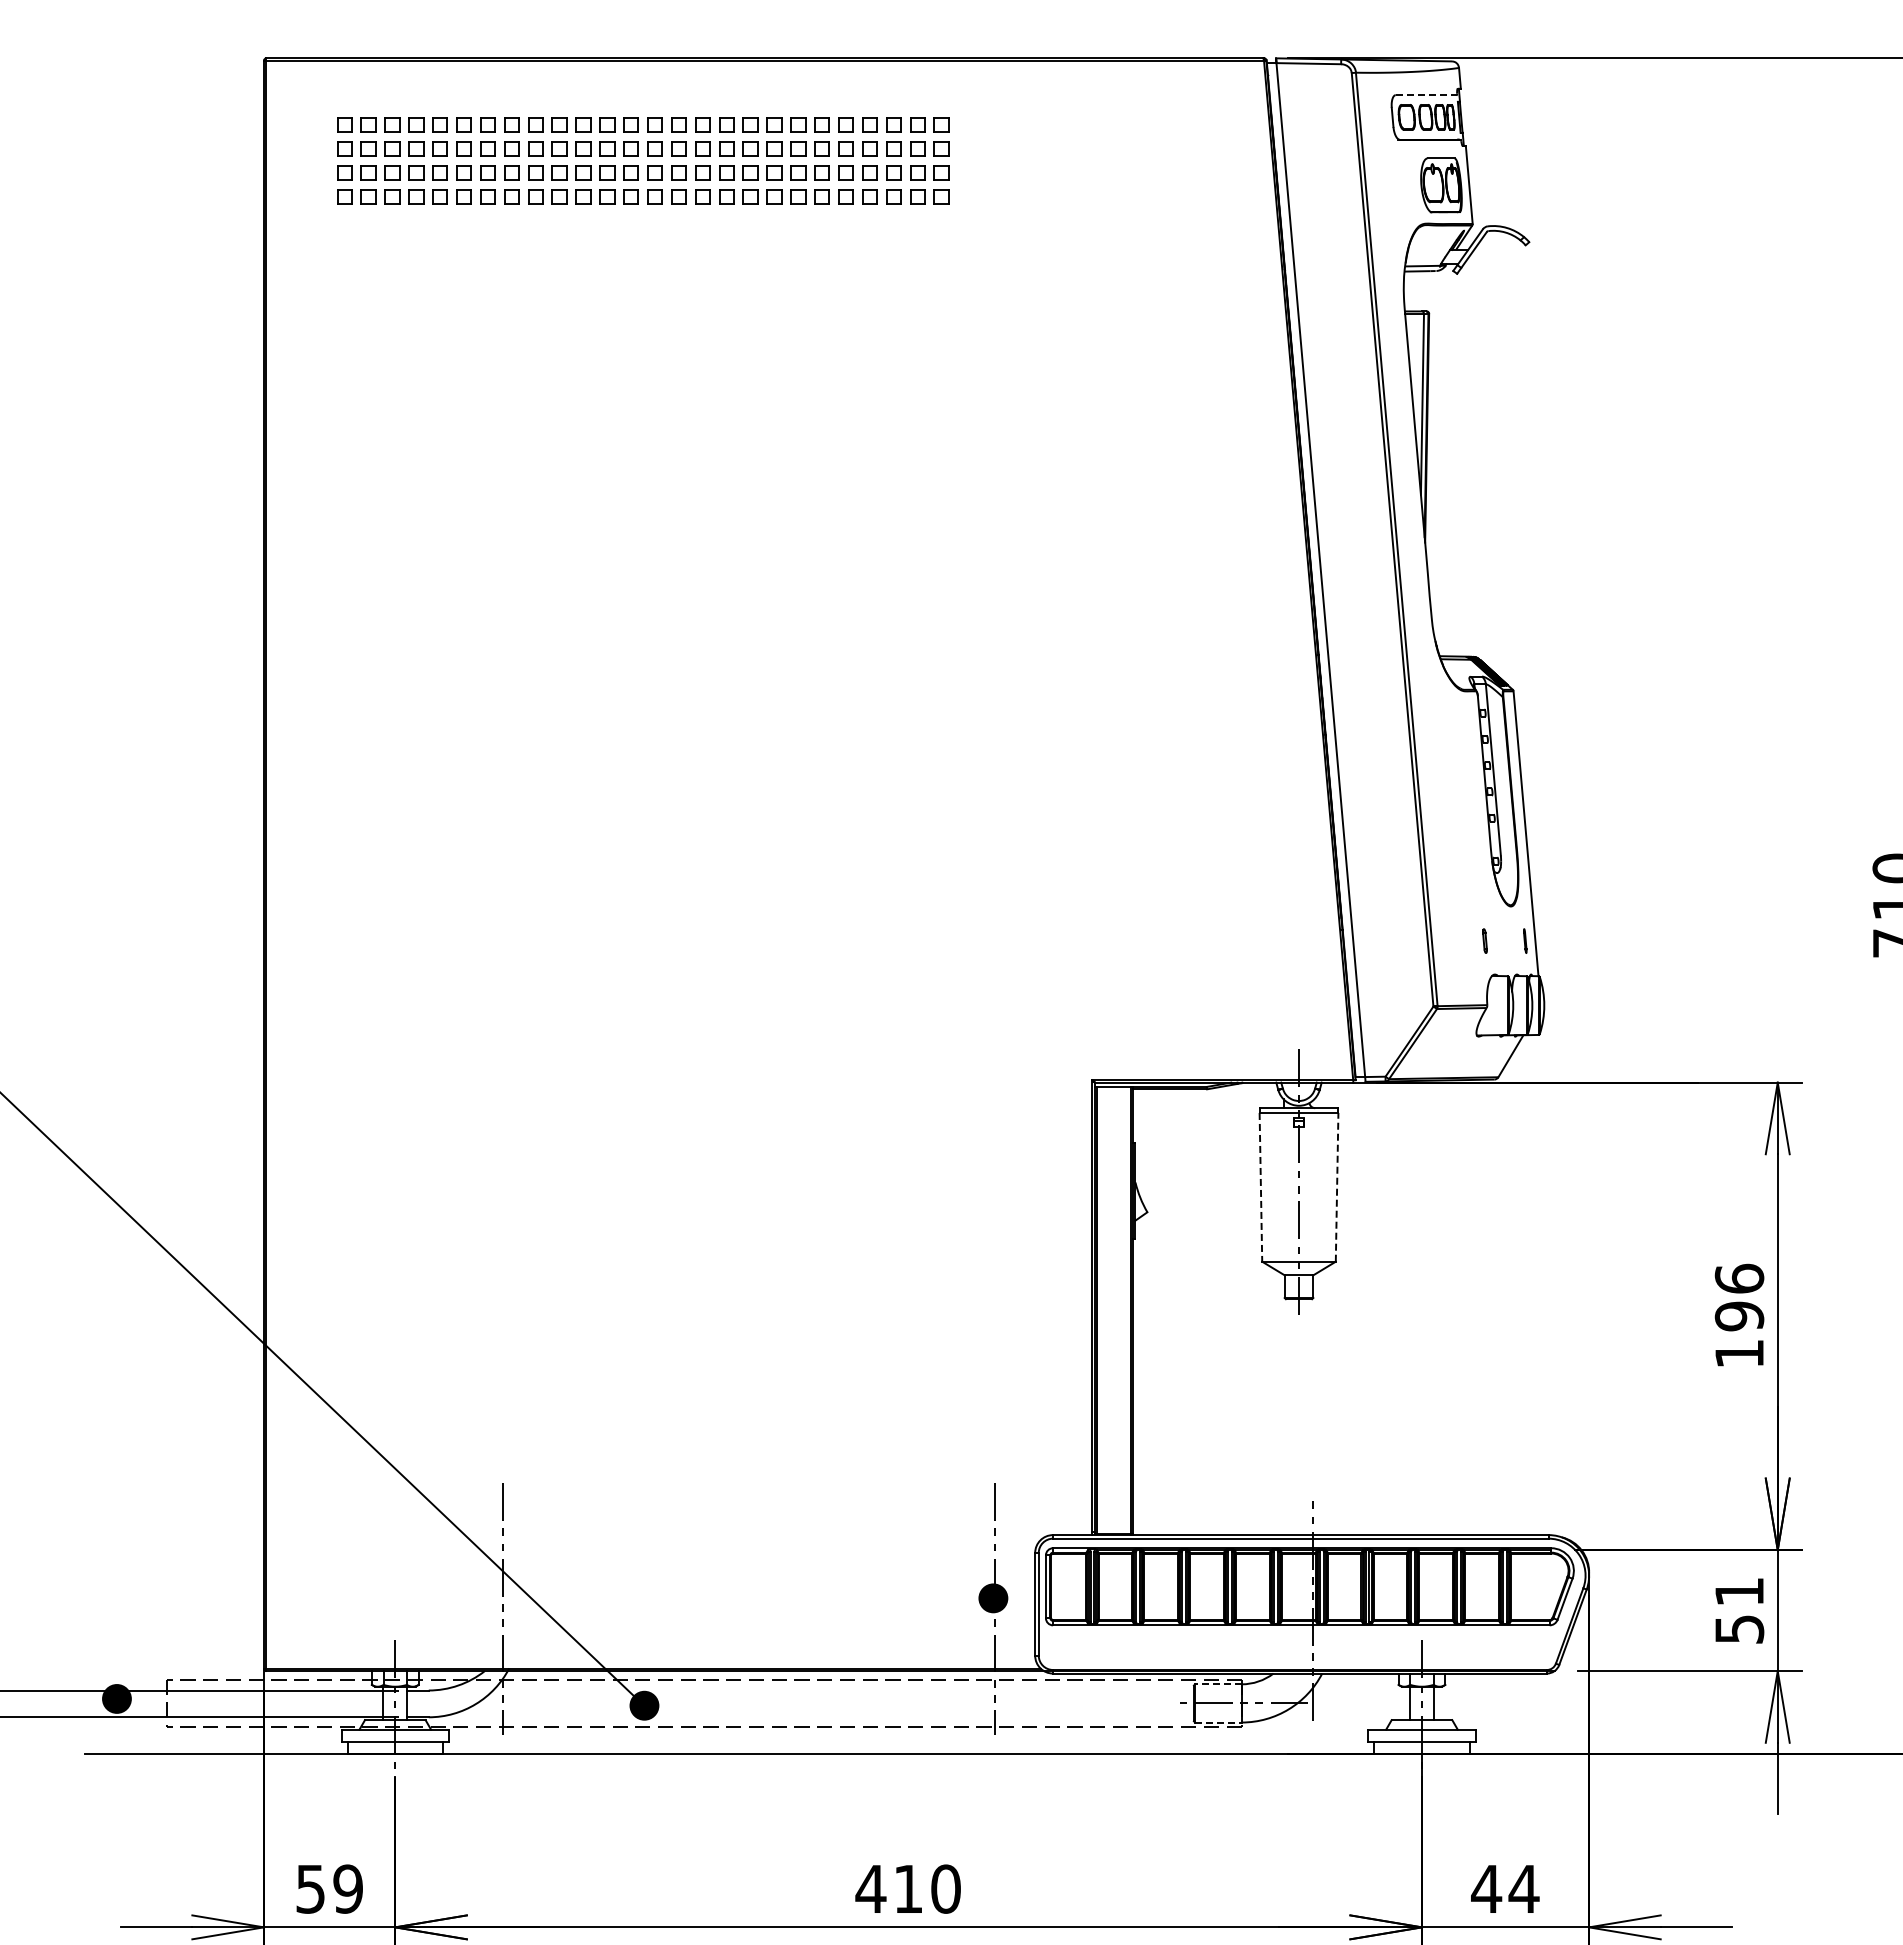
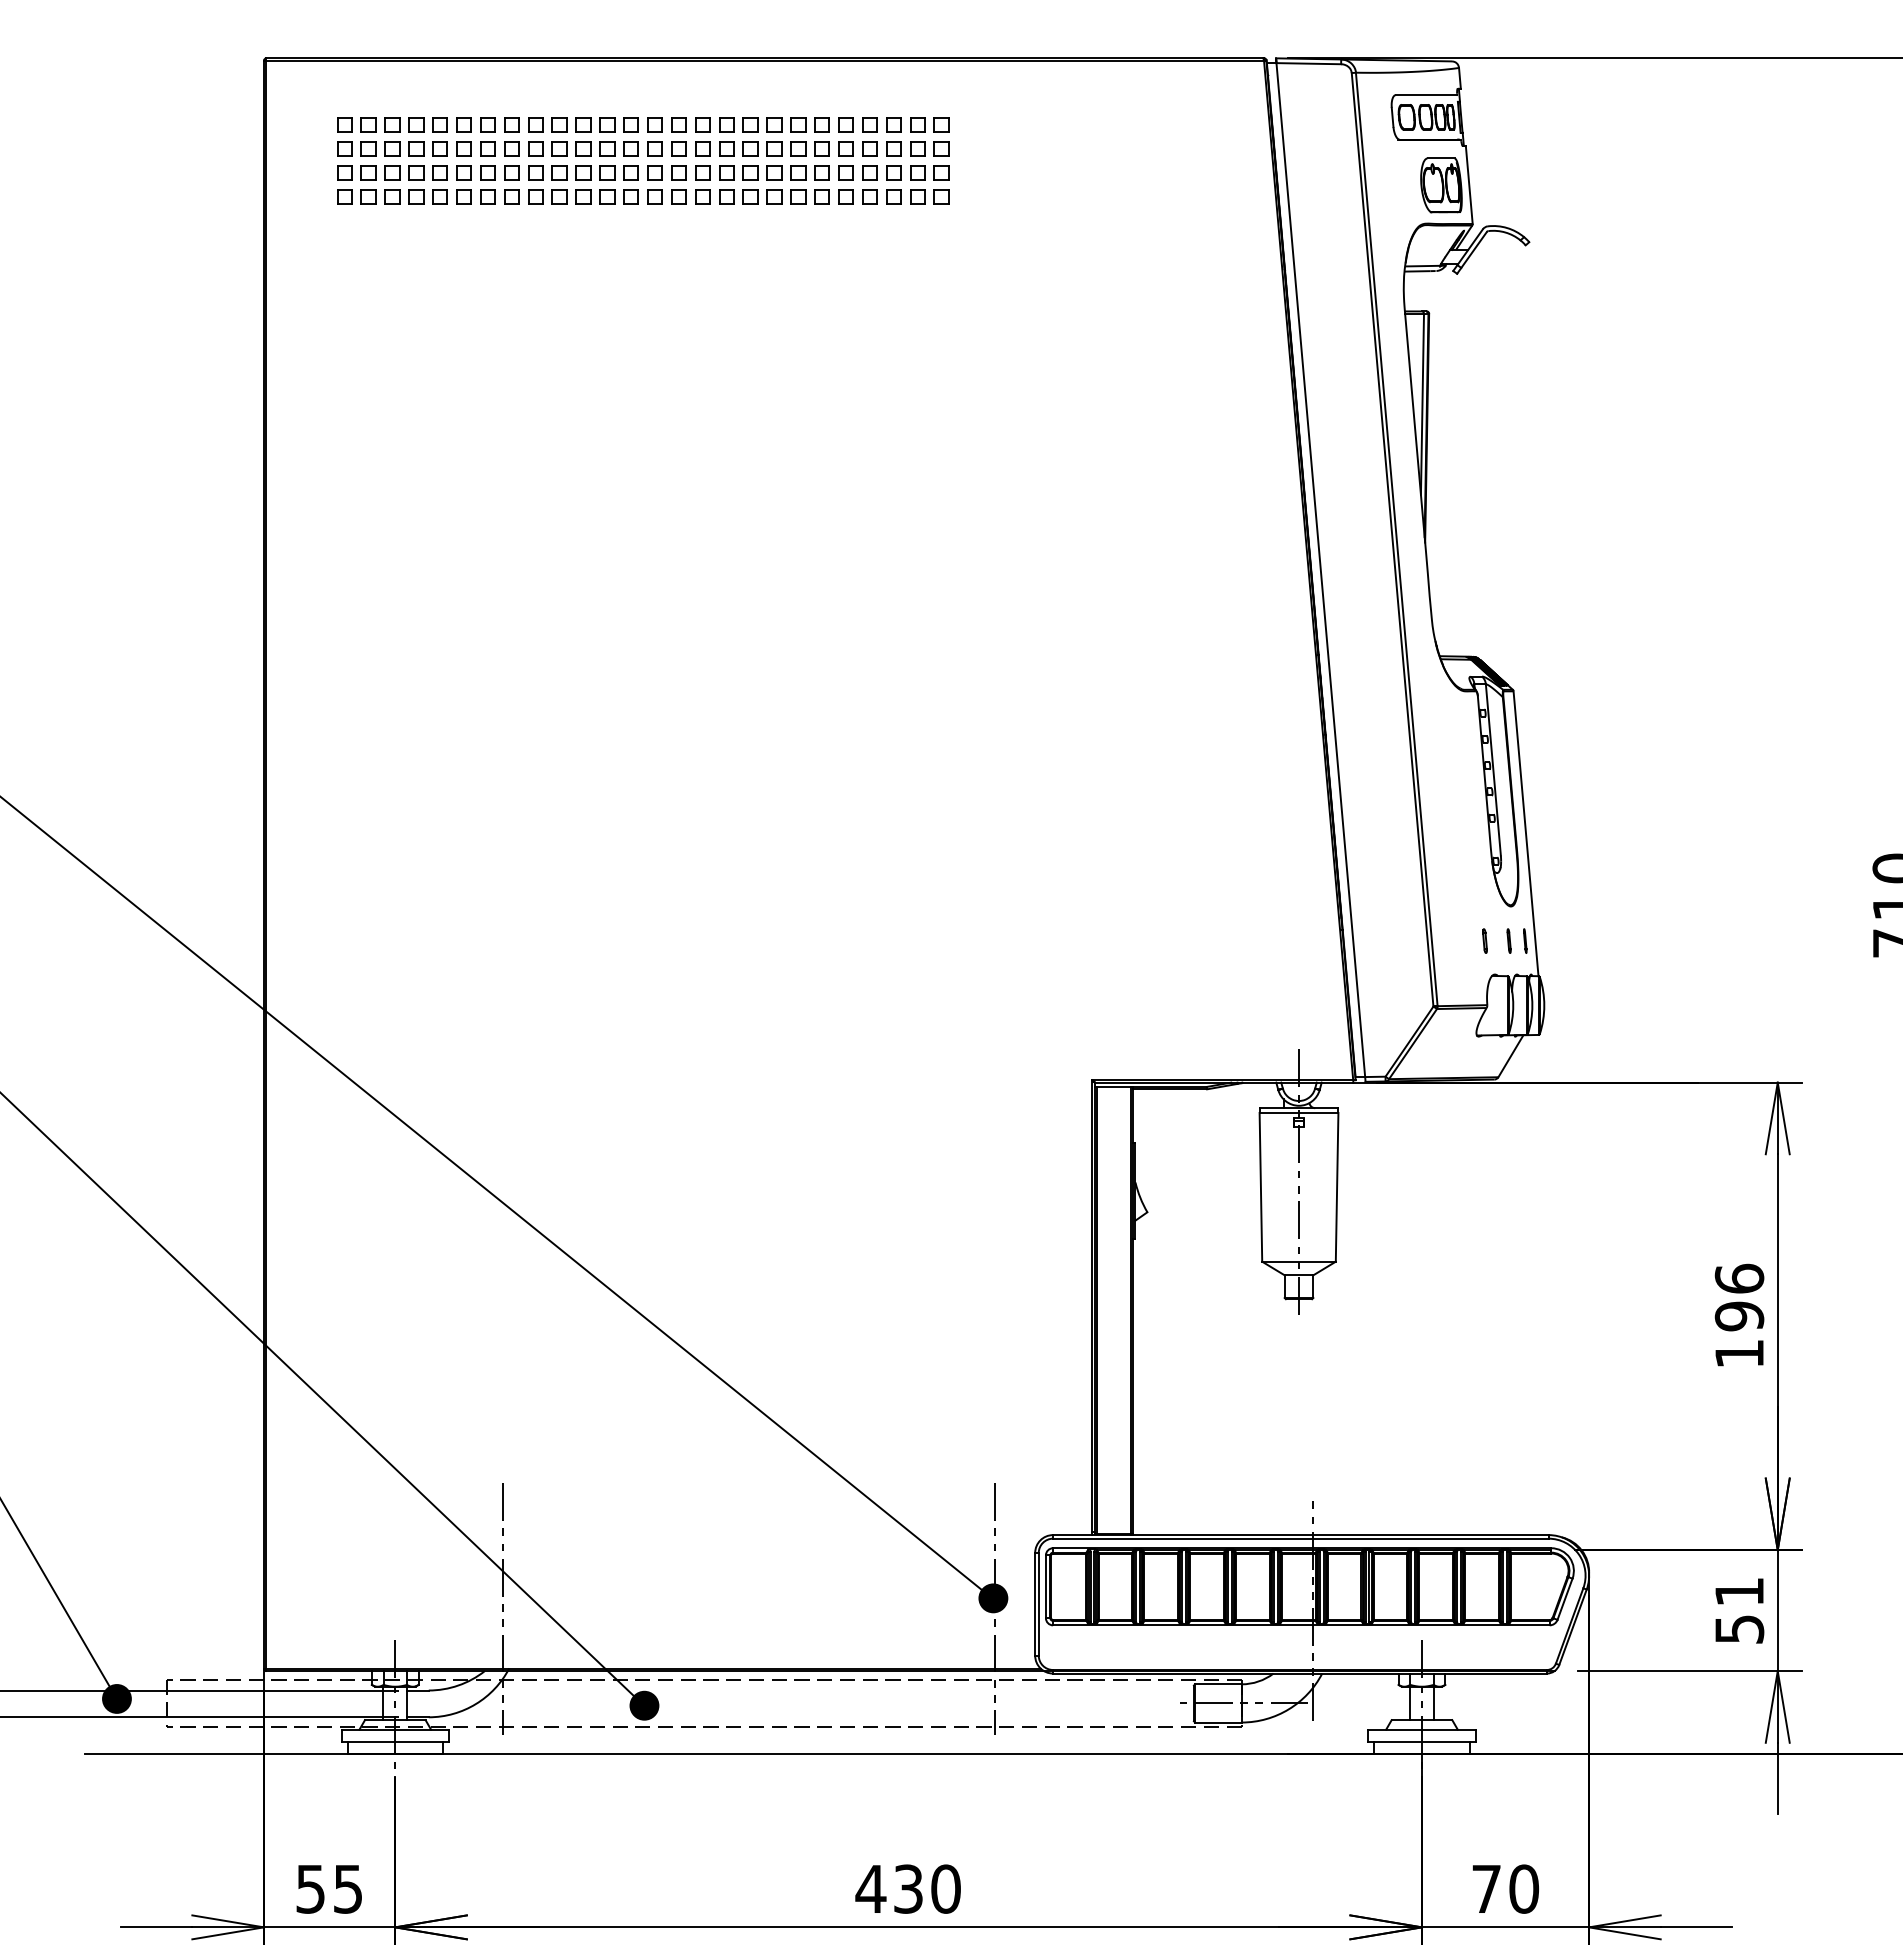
line: dashed -> solid (1426, 95)
line: none -> present (1508, 940)
line: dashed -> solid (1337, 1186)
line: dashed -> solid (1260, 1187)
line: none -> present (498, 1199)
line: none -> present (59, 1600)
line: dashed -> solid (1217, 1684)
line: dashed -> solid (1218, 1722)
text: 59 -> 55 (347, 1888)
text: 410 -> 430 (908, 1888)
text: 44 -> 70 (1505, 1888)
